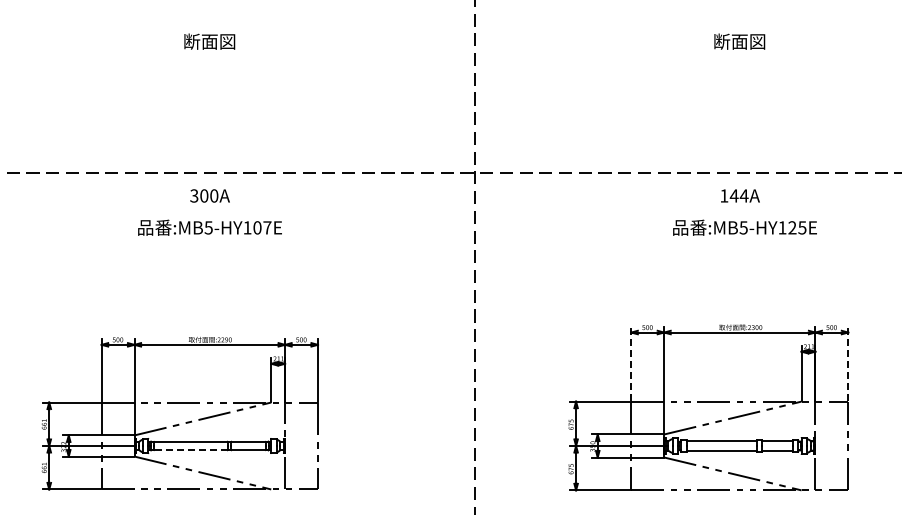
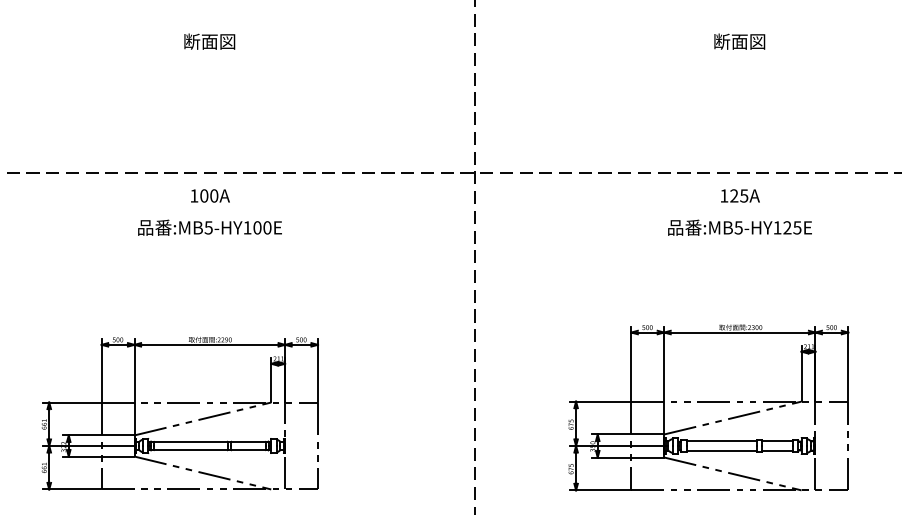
text: 300A -> 100A (194, 195)
text: 144A -> 125A (738, 195)
text: :MB5-HY107E -> :MB5-HY100E (267, 227)
text position: (744, 227) -> (739, 227) (739, 227)
line: dashed -> solid (631, 363)
line: dashed -> solid (848, 363)
line: dashed -> solid (190, 450)
